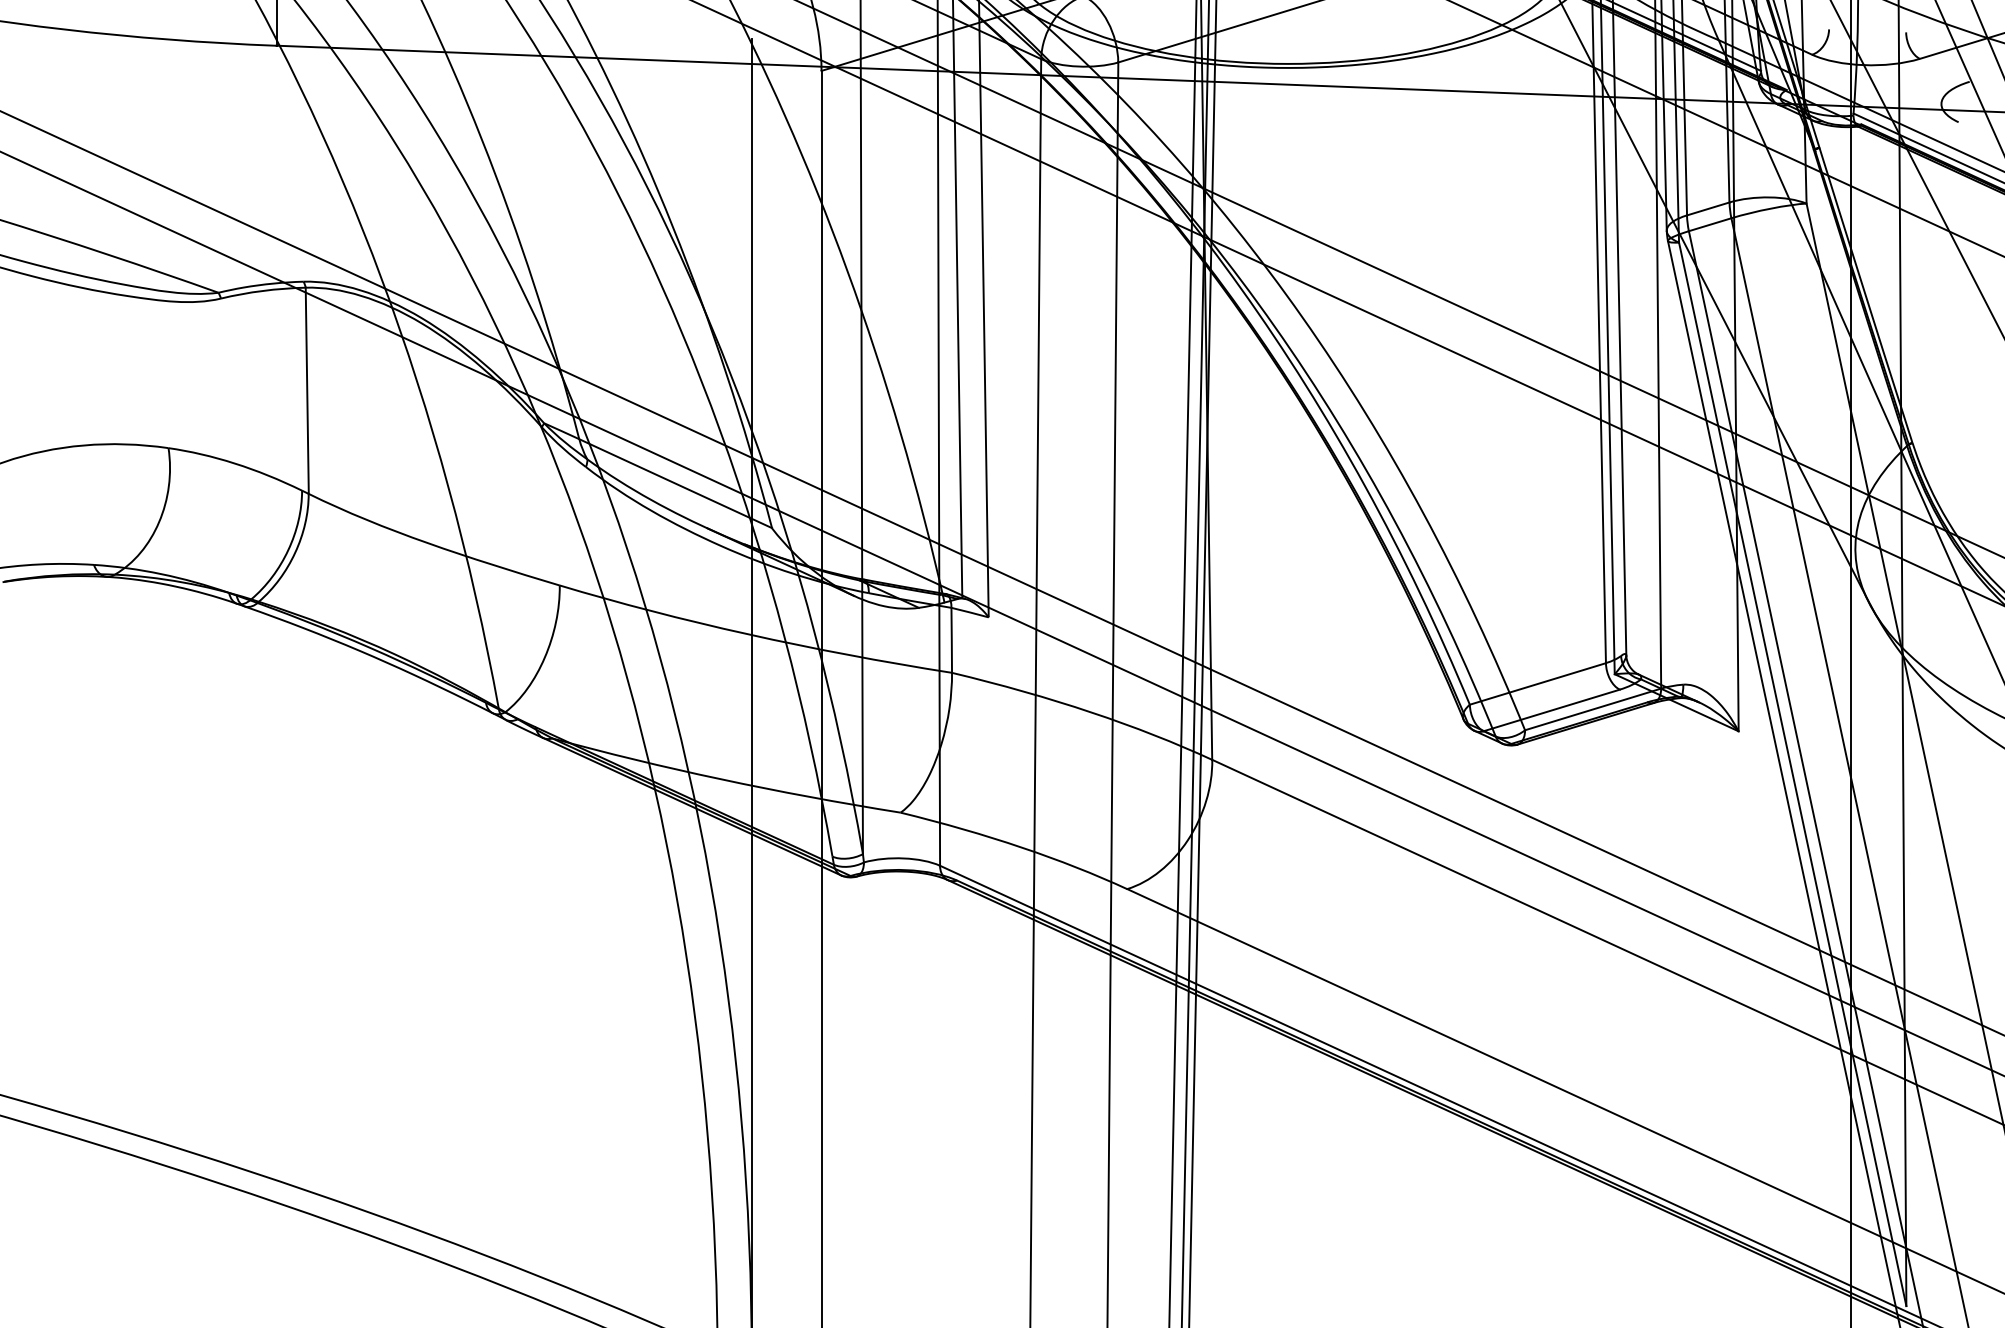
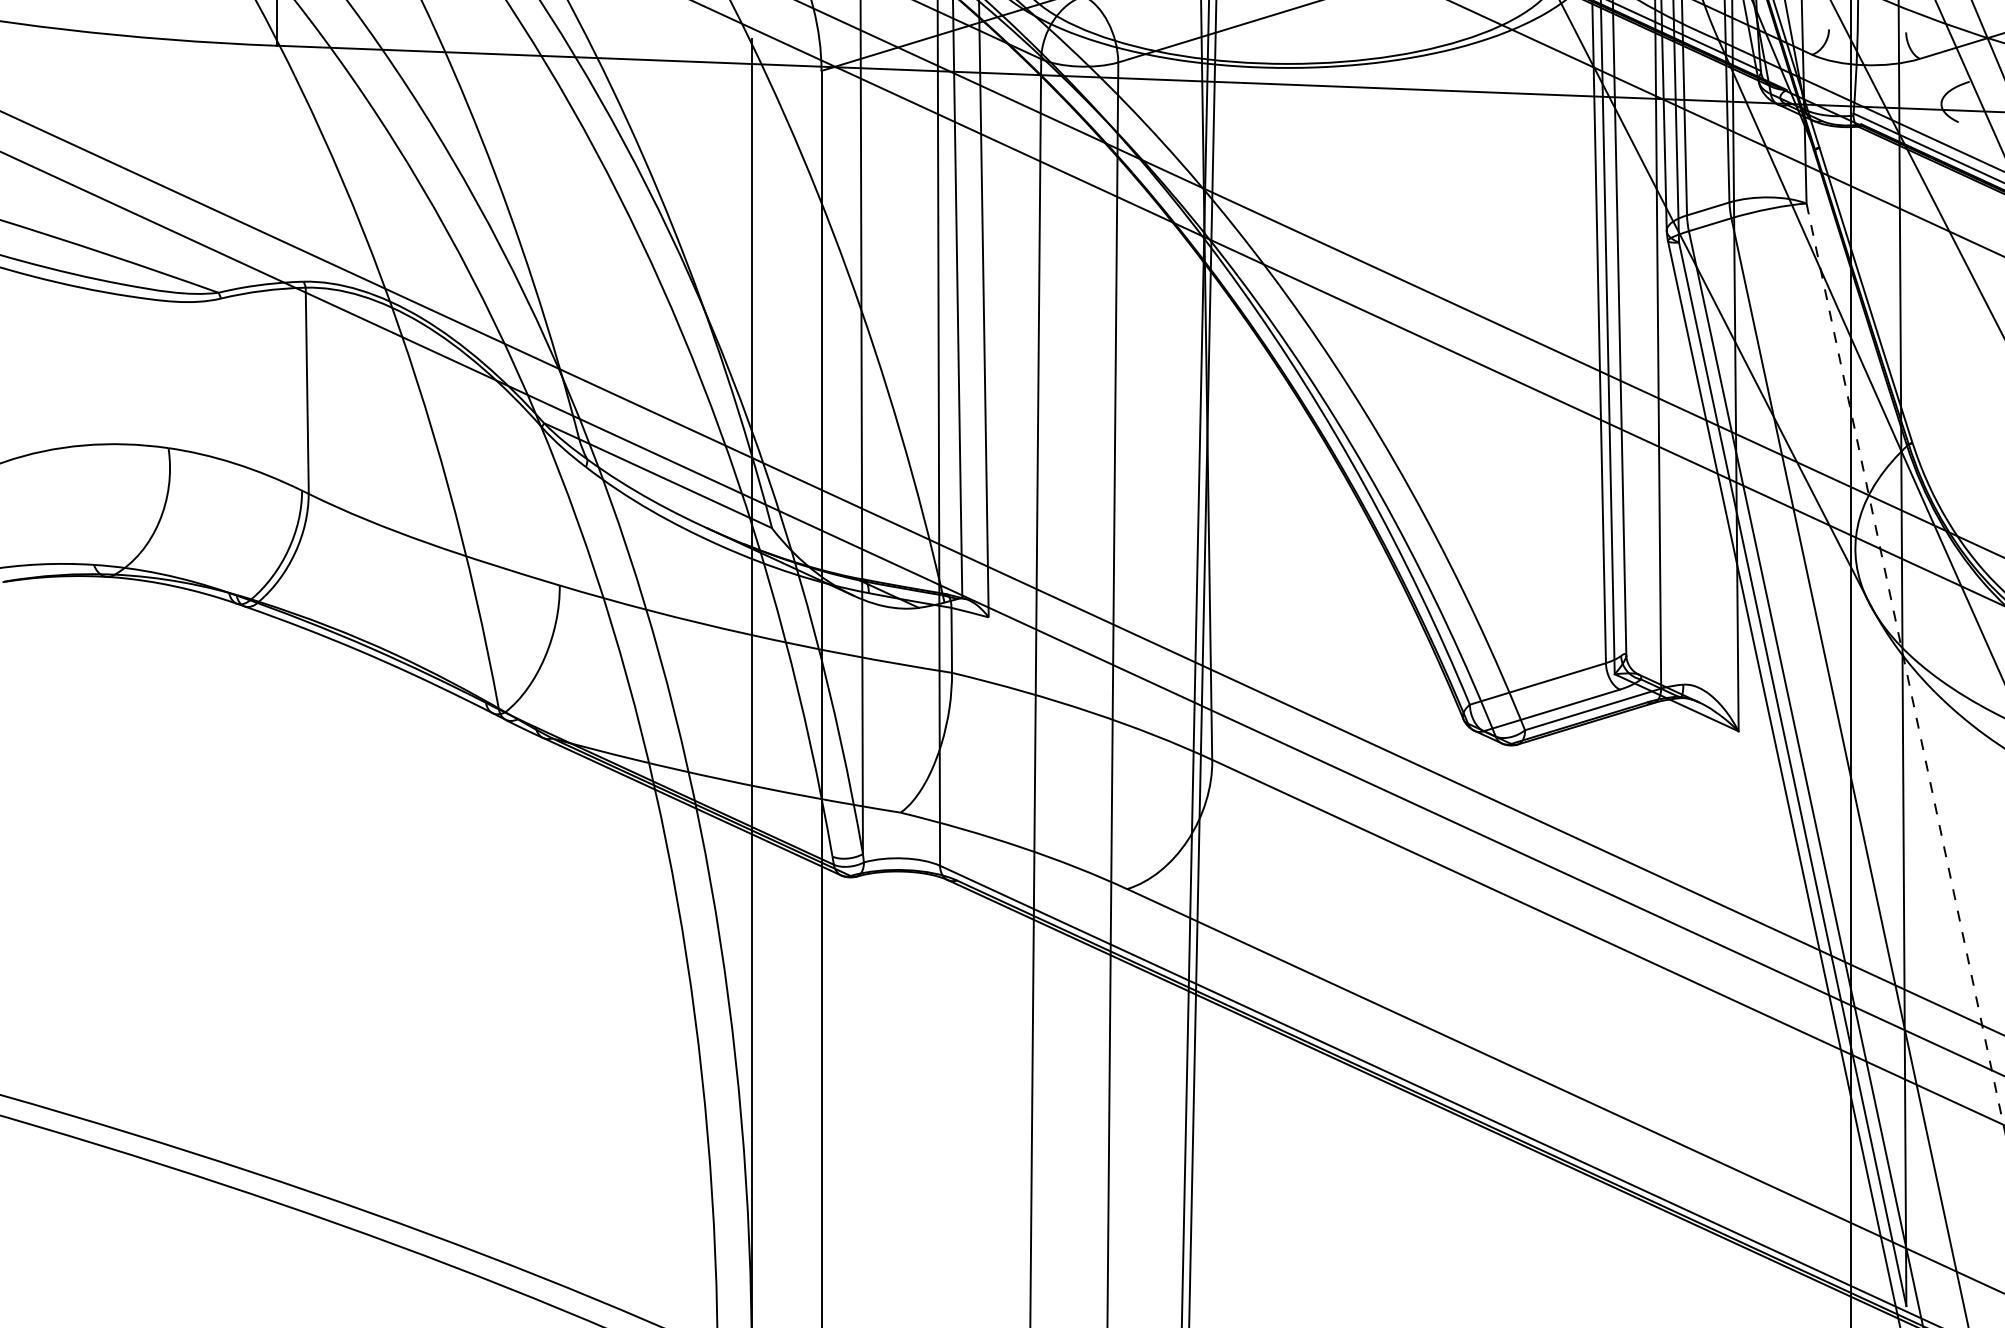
line: present -> none (1182, 663)
line: solid -> dashed (1905, 667)
